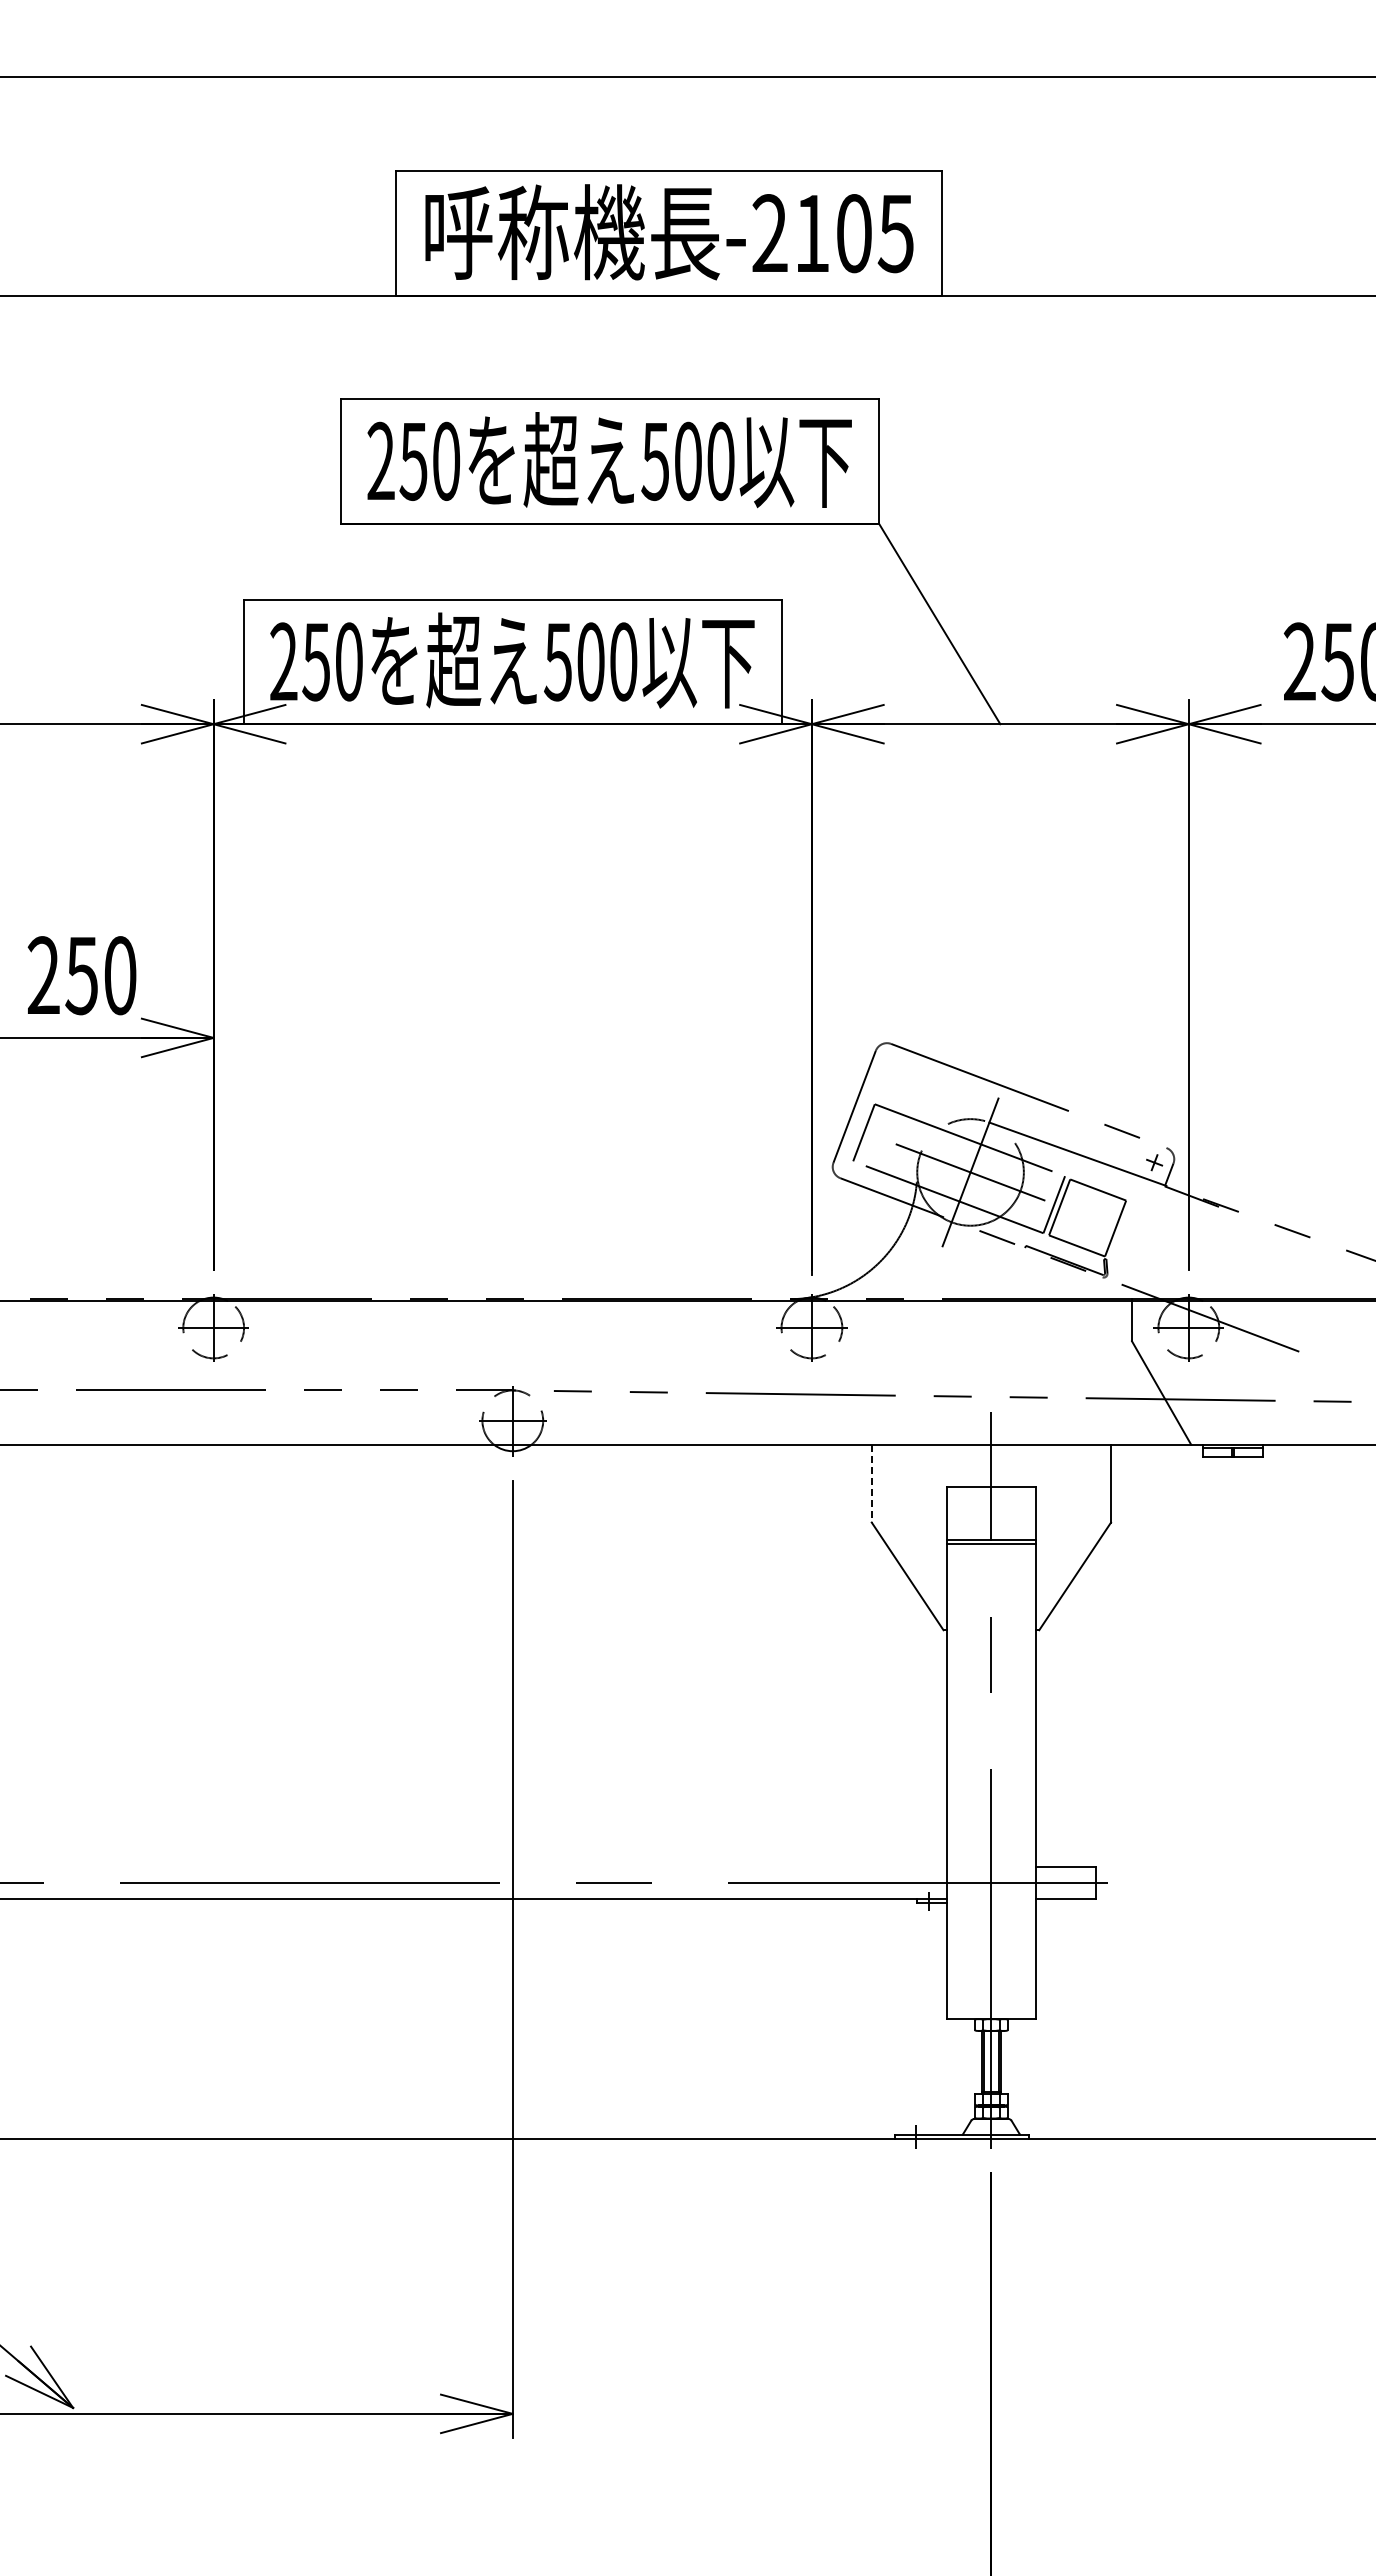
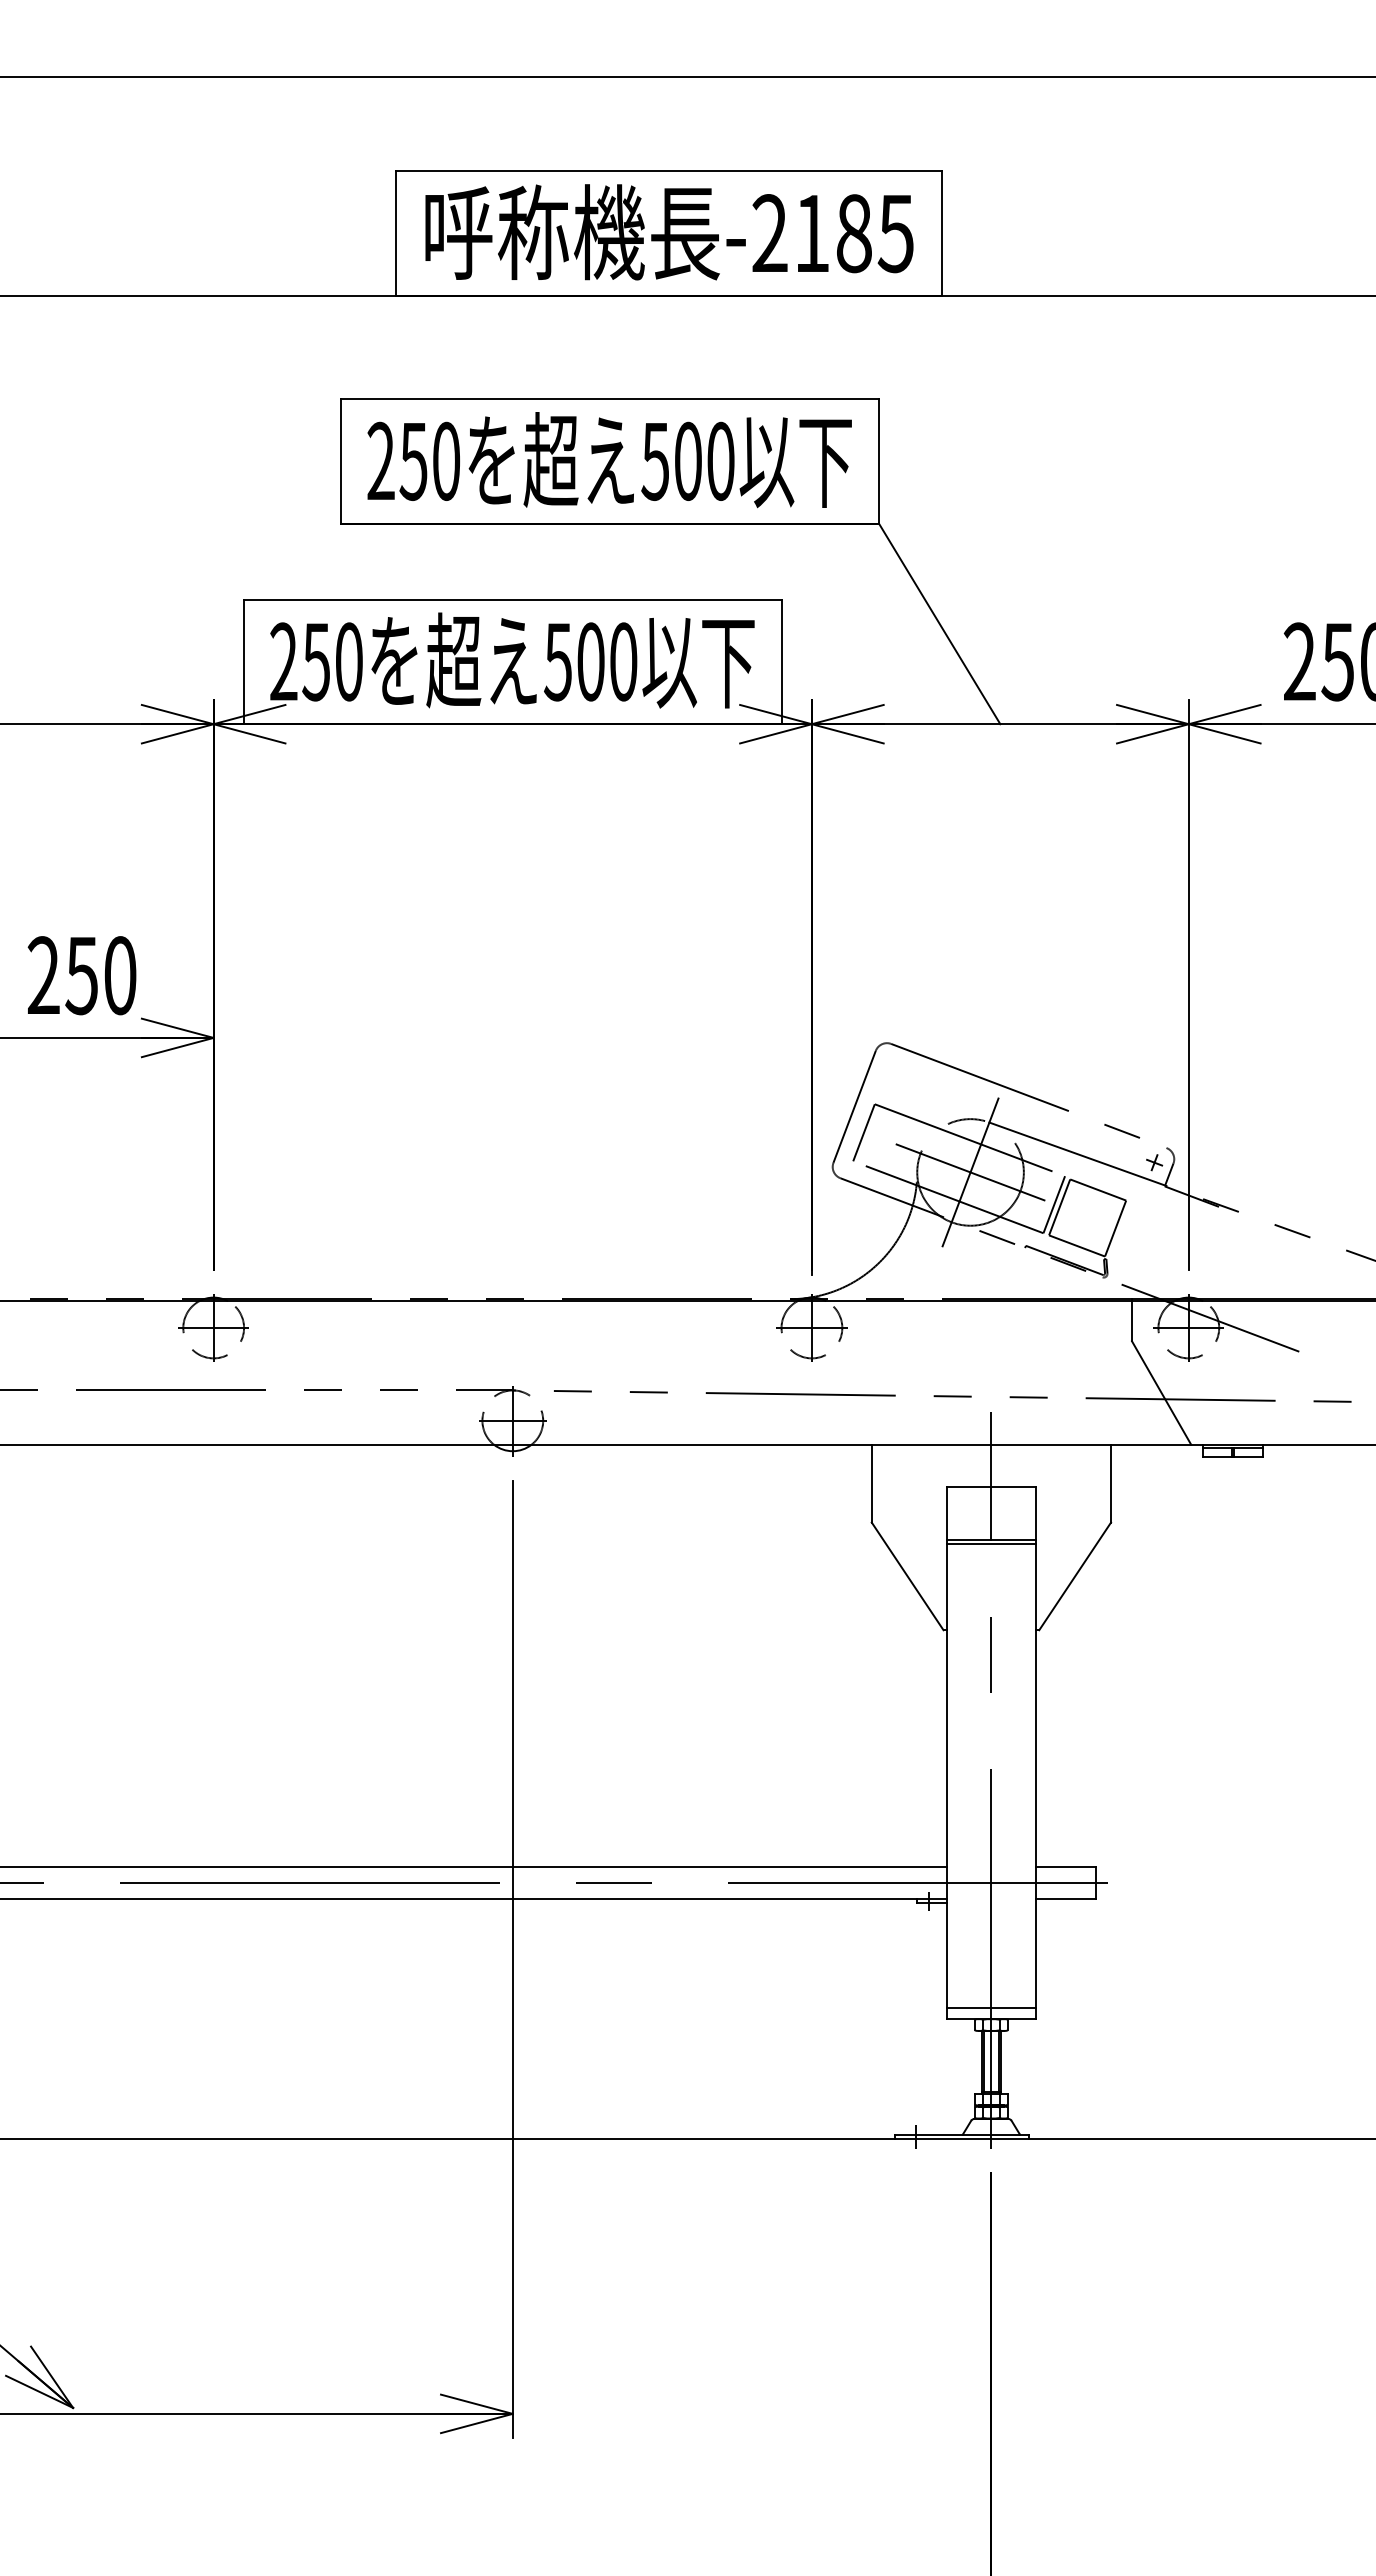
text: -2105 -> -2185 (854, 233)
line: dashed -> solid (871, 1483)
line: none -> present (474, 1866)
line: none -> present (991, 2008)
